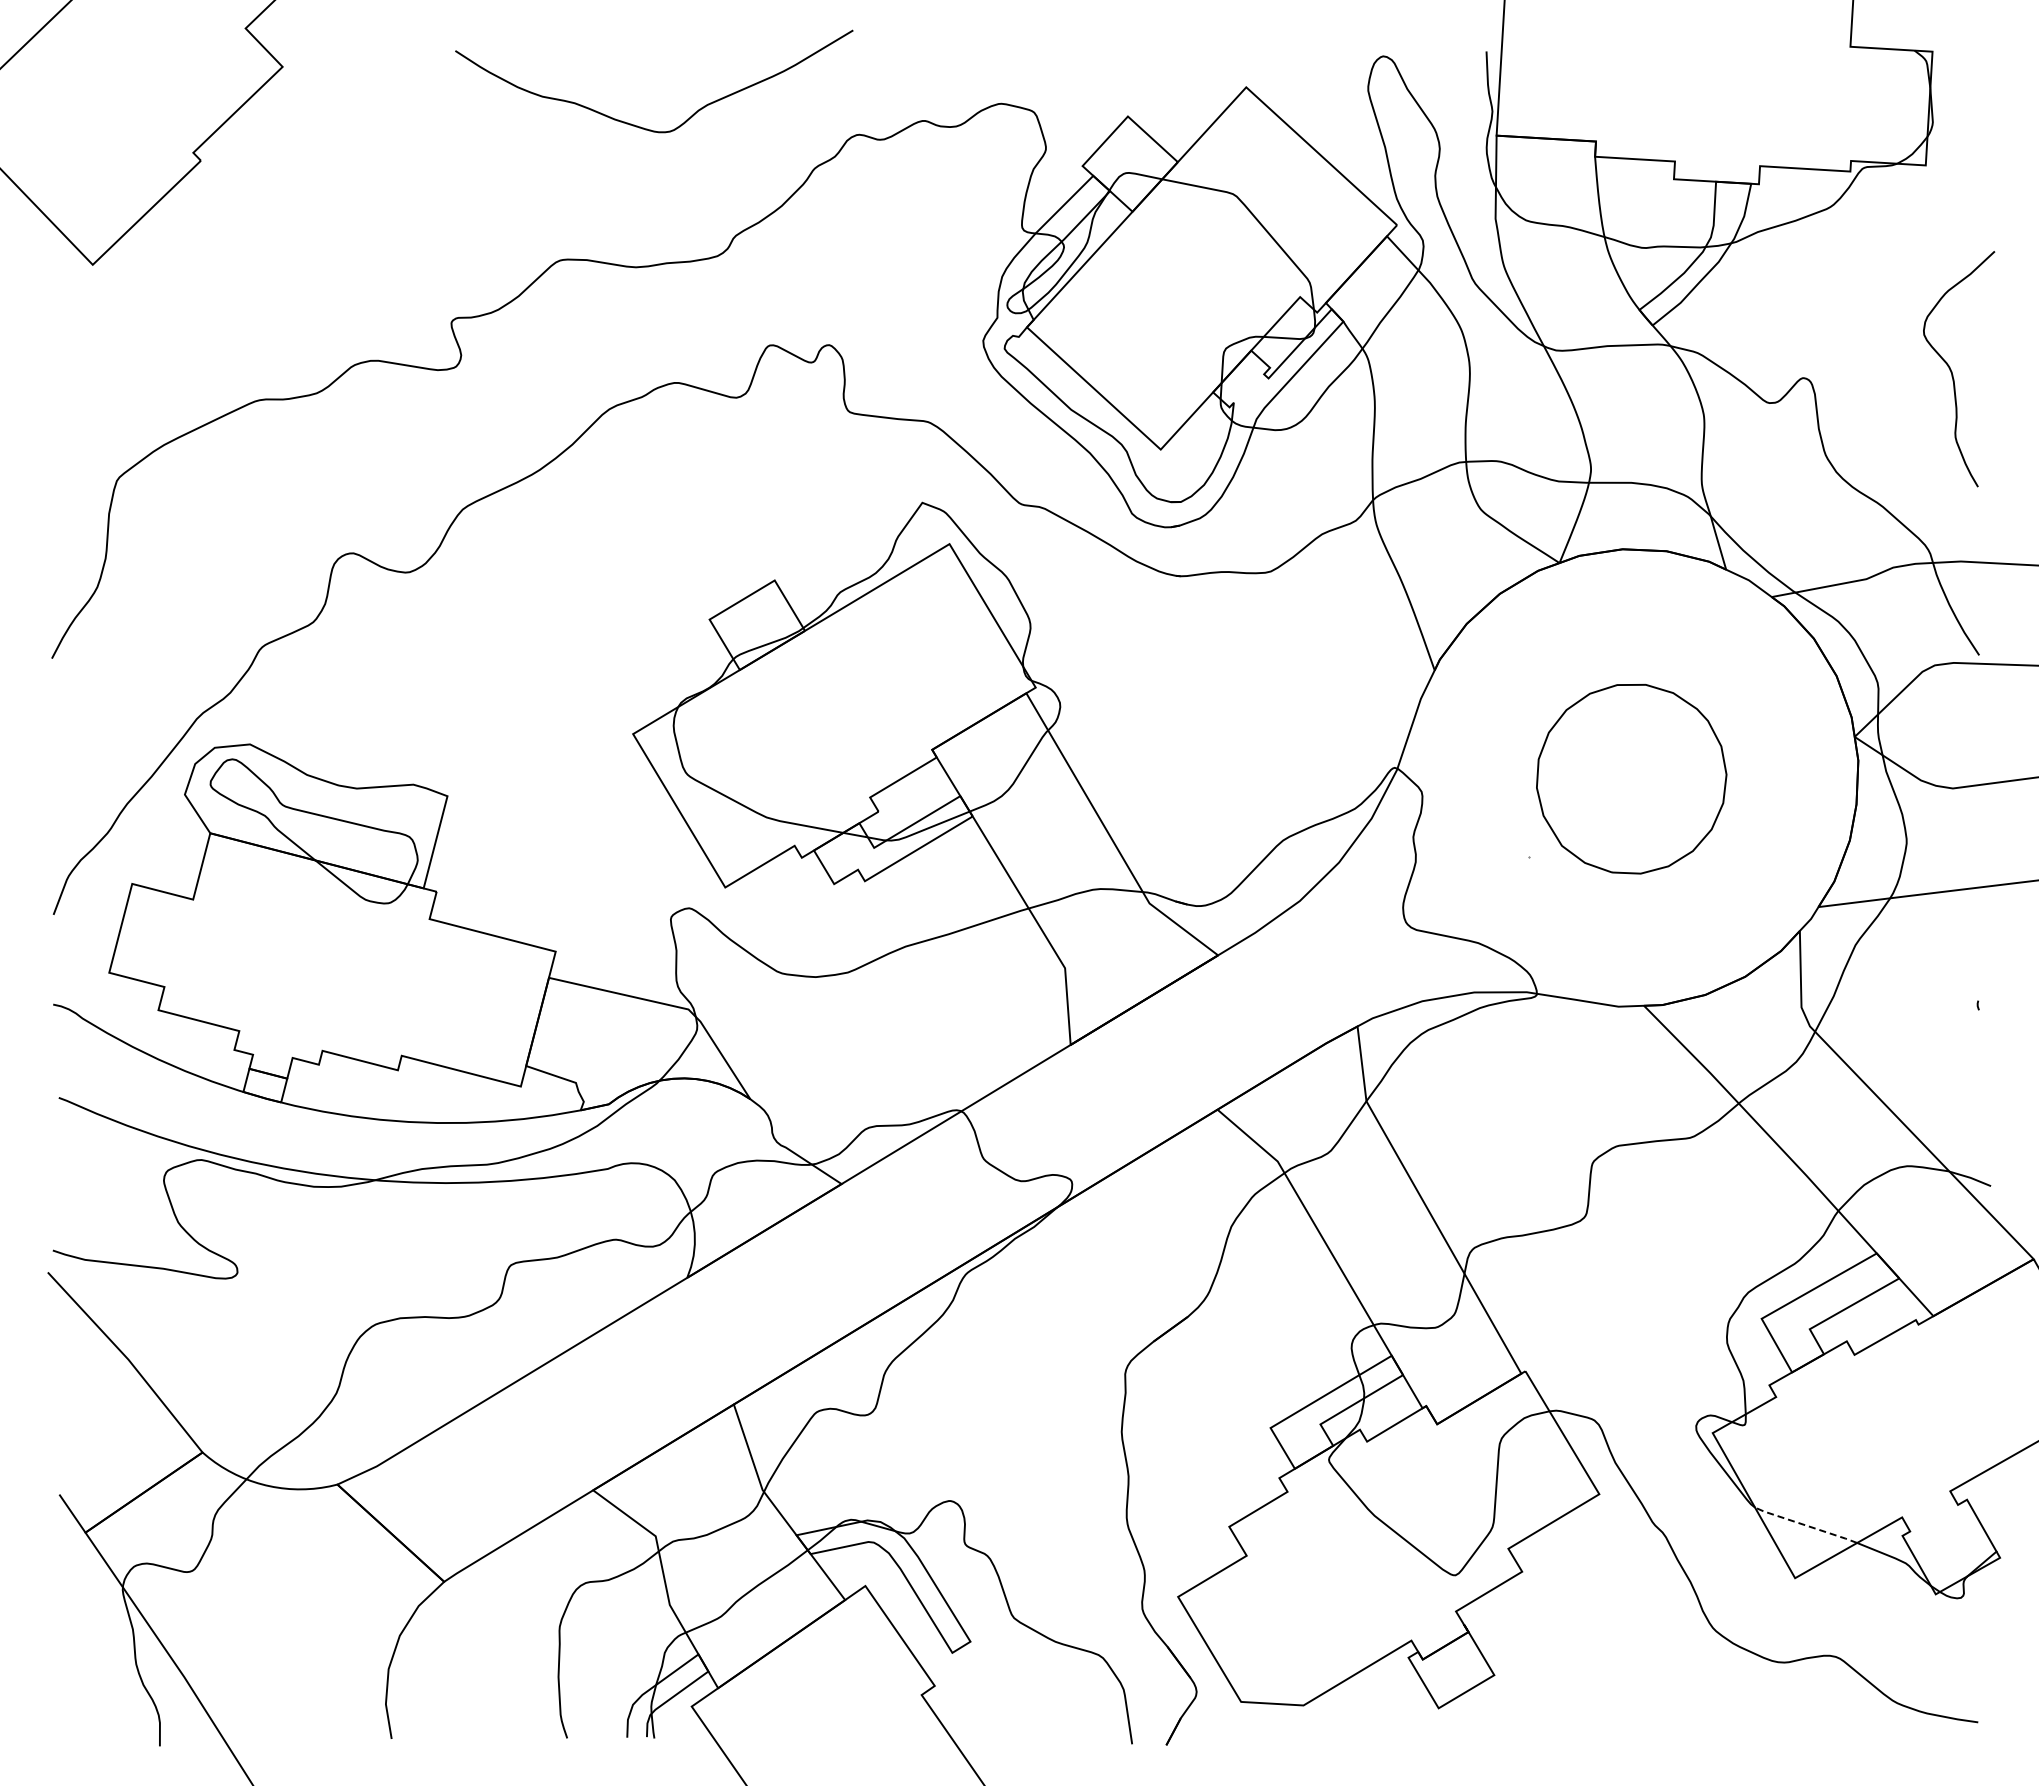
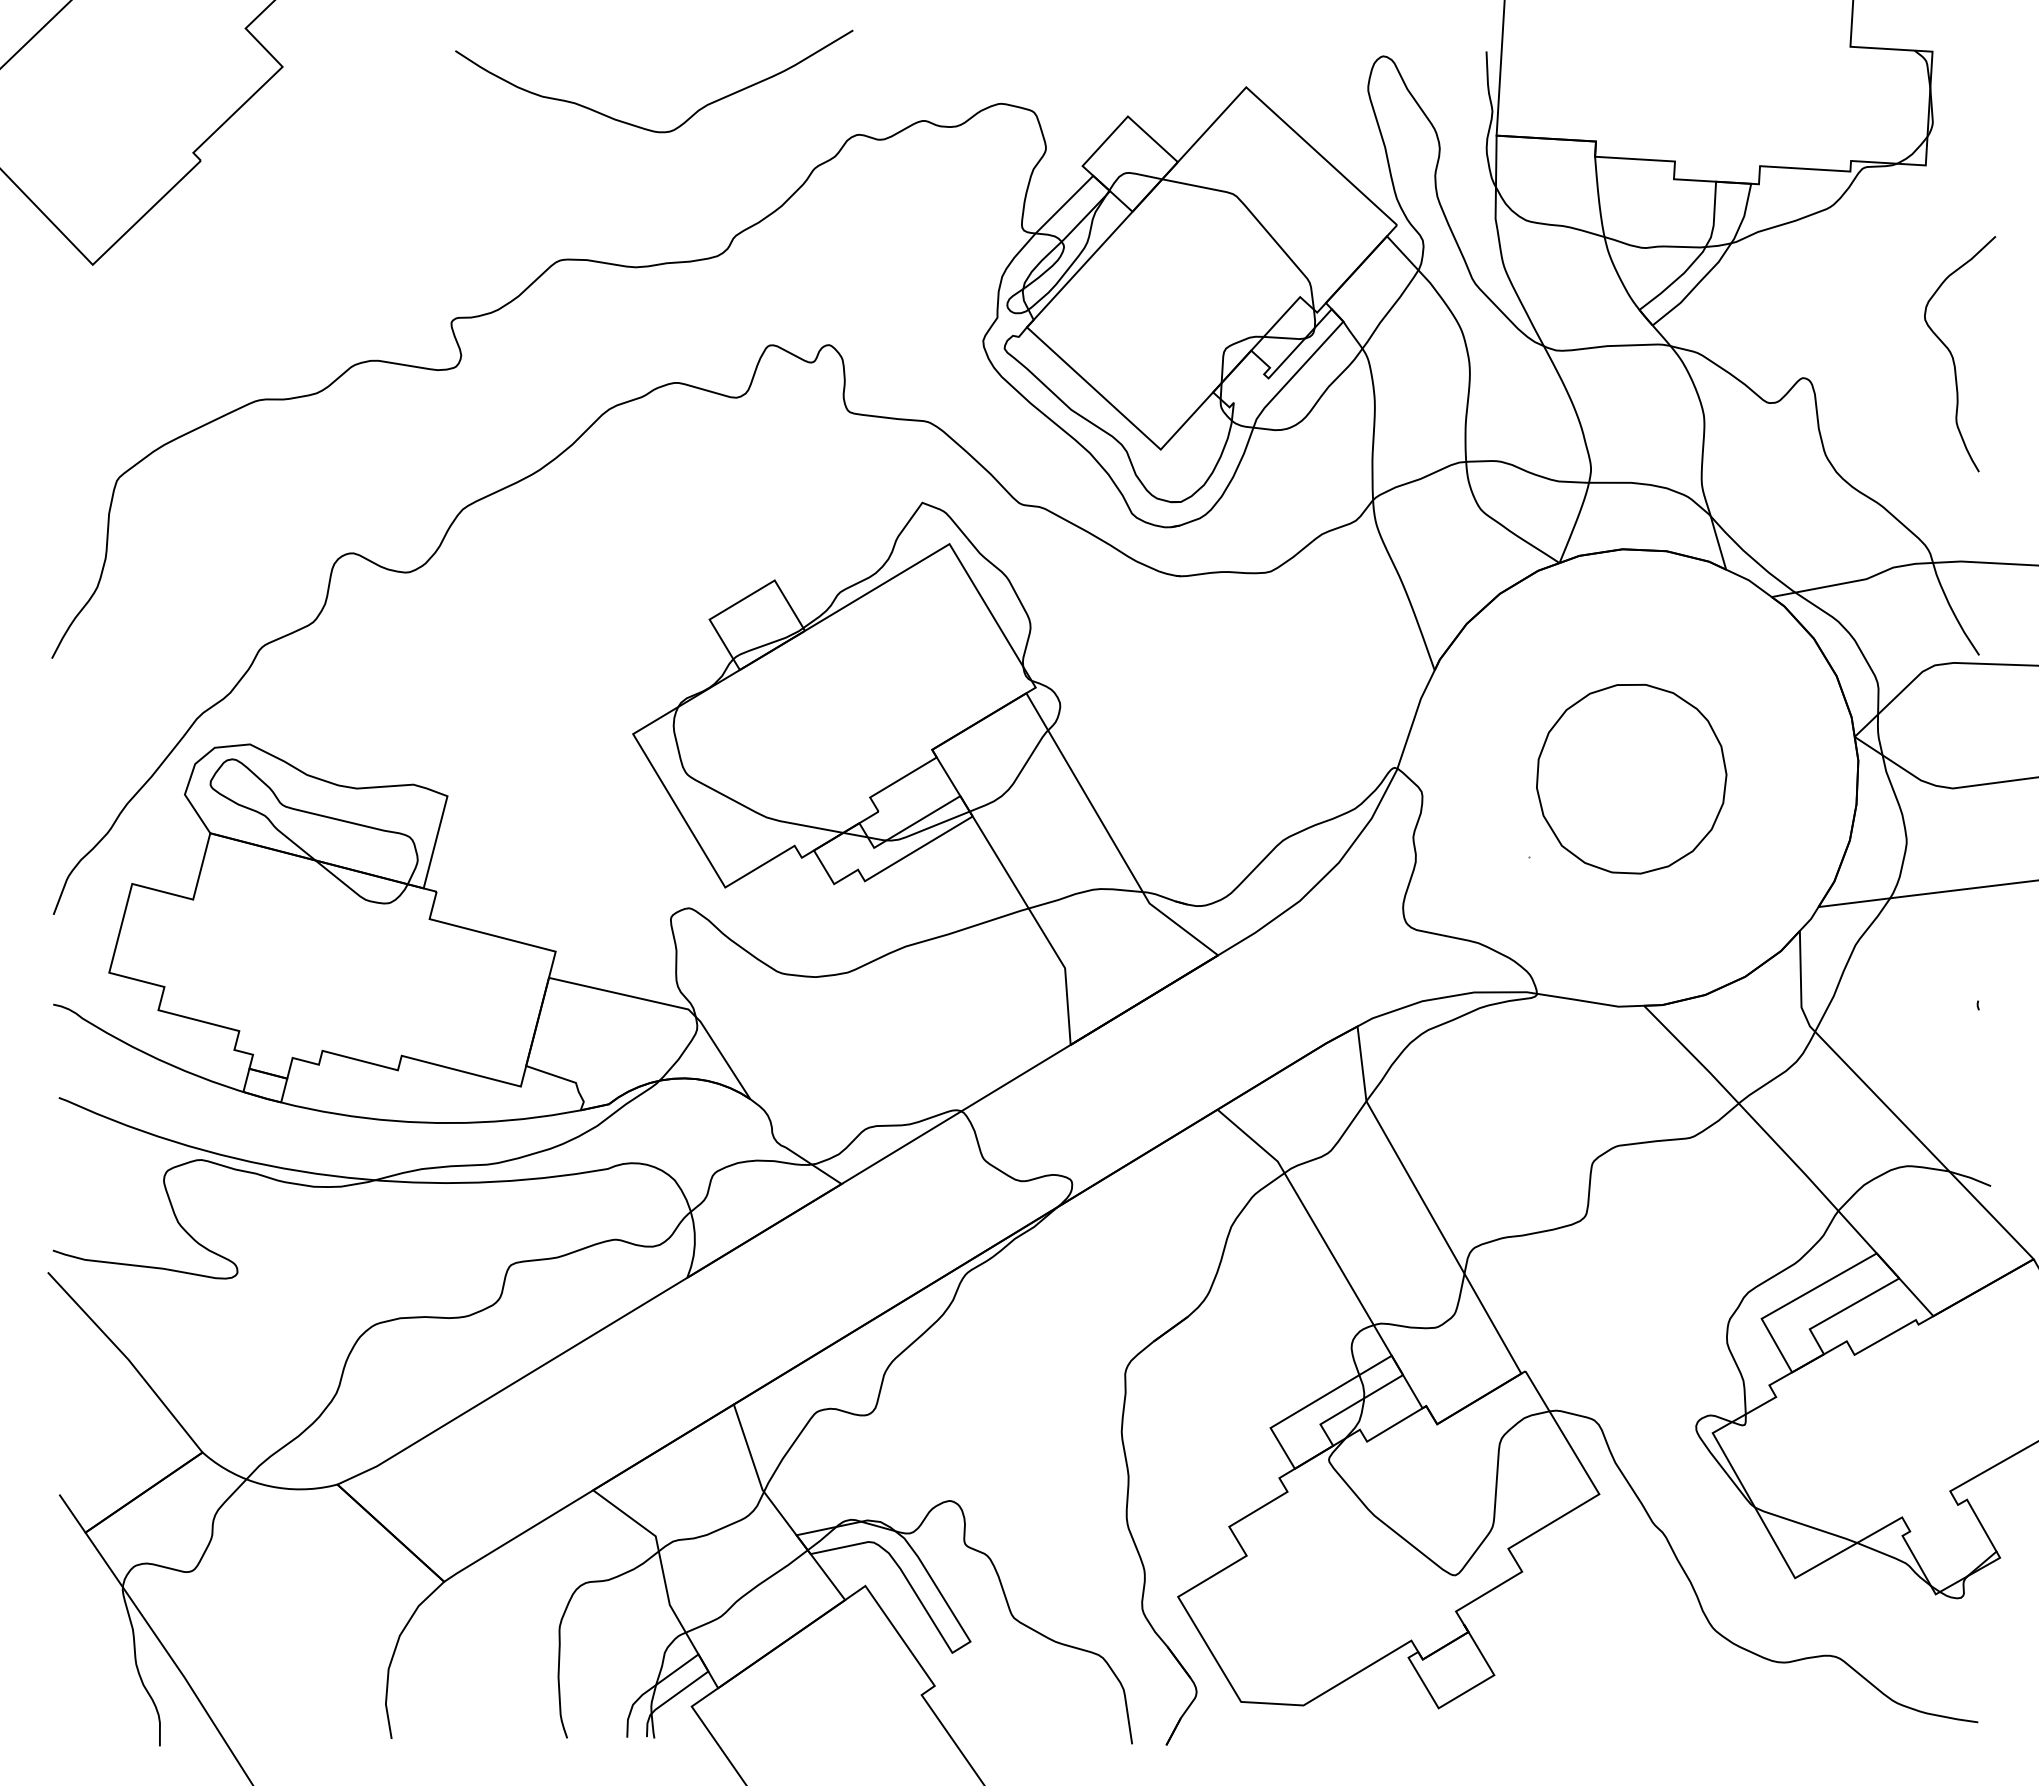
curve position: (1952, 371) -> (1953, 356) (1953, 356)
line: dashed -> solid (1806, 1525)
